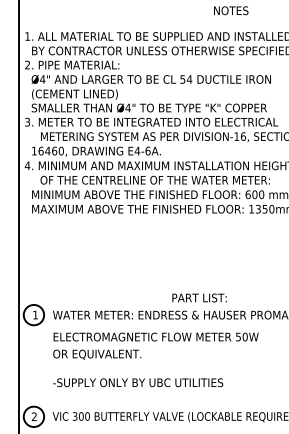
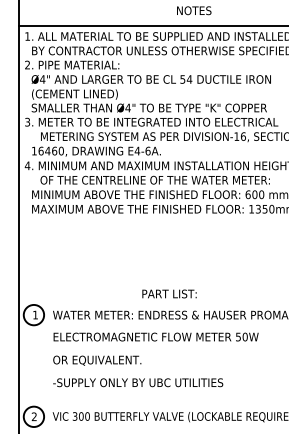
text position: (231, 10) -> (194, 10) (194, 10)
line: none -> present (152, 25)
text position: (199, 297) -> (169, 293) (169, 293)
text position: (97, 354) -> (97, 360) (97, 360)
